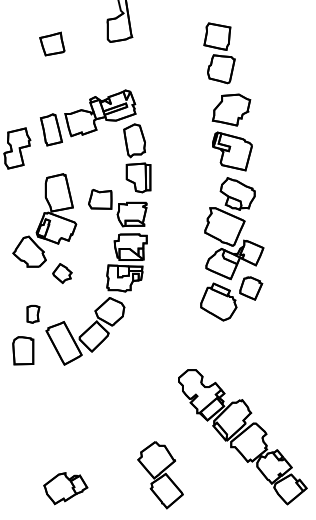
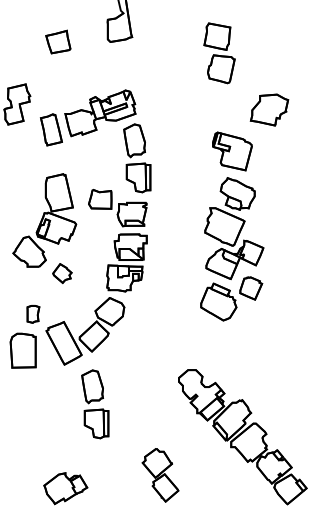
part position: (52, 43) -> (58, 41) (58, 41)
part position: (231, 109) -> (269, 109) (269, 109)
part position: (17, 148) -> (17, 104) (17, 104)
part size: 23x30 px -> 28x37 px (22, 350)
part: none -> present (95, 404)
part size: 47x69 px -> 39x55 px (160, 475)
